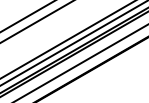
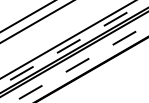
line: solid -> dashed (73, 43)
line: solid -> dashed (81, 63)
